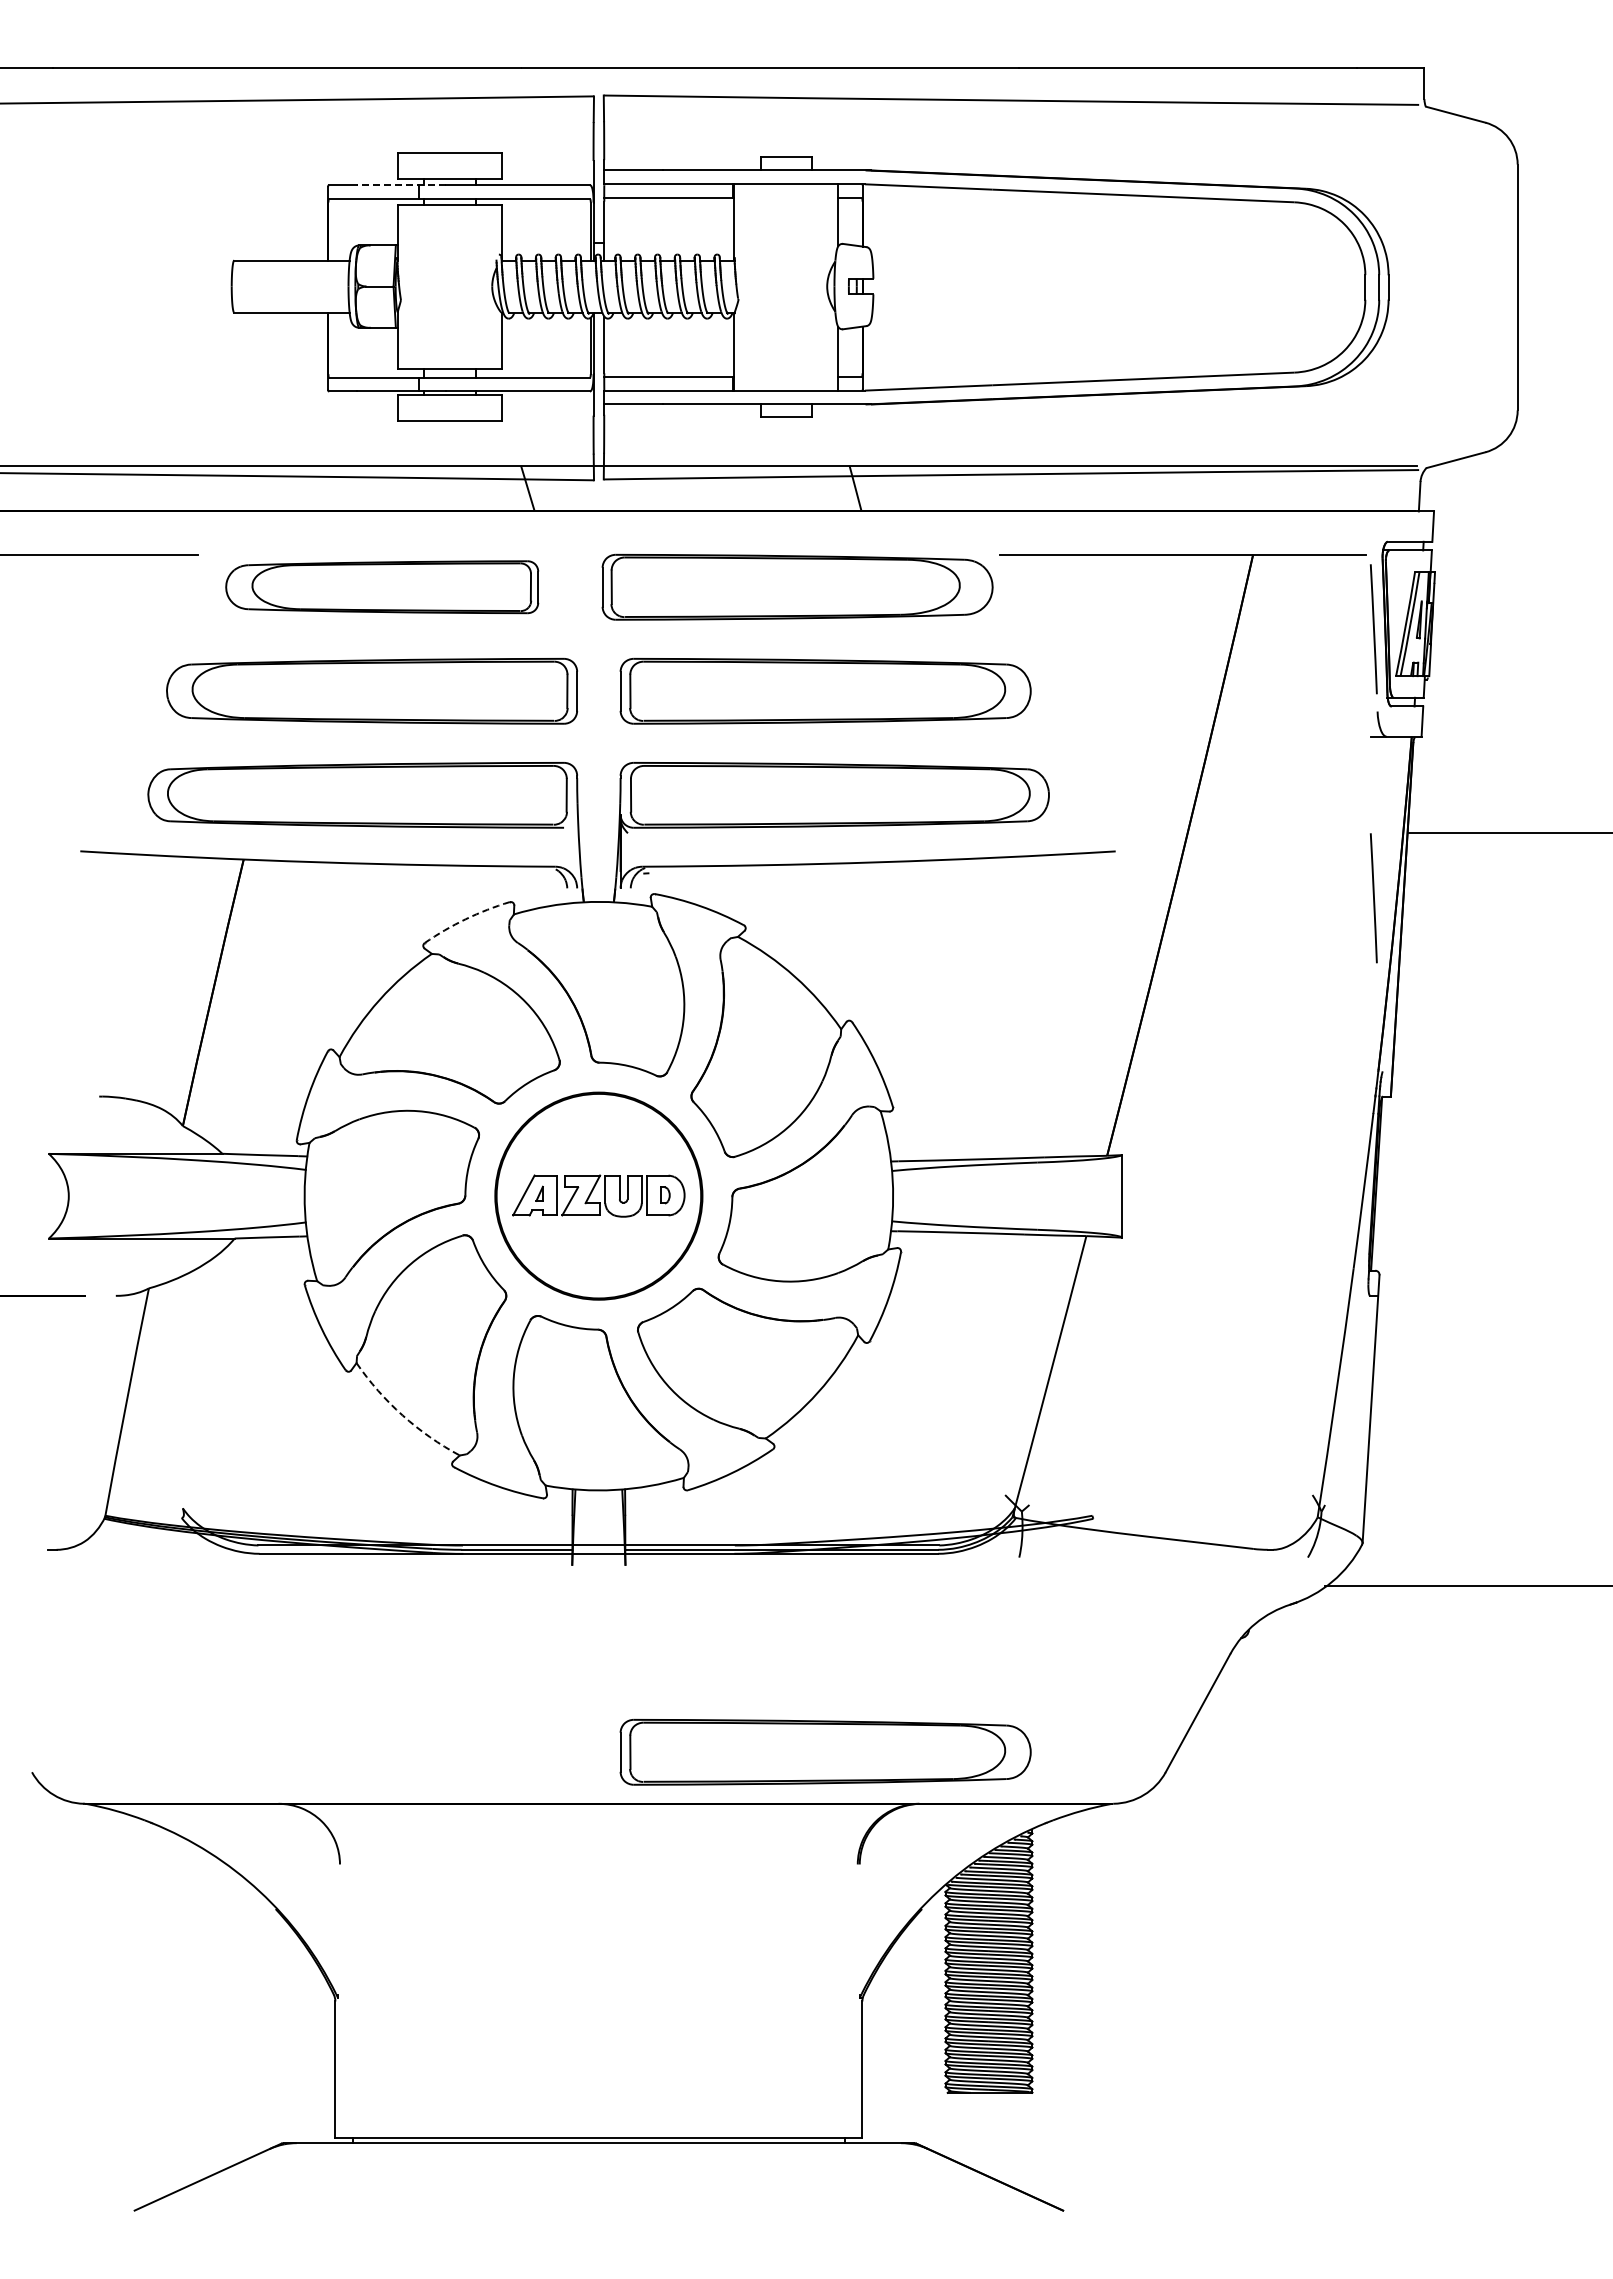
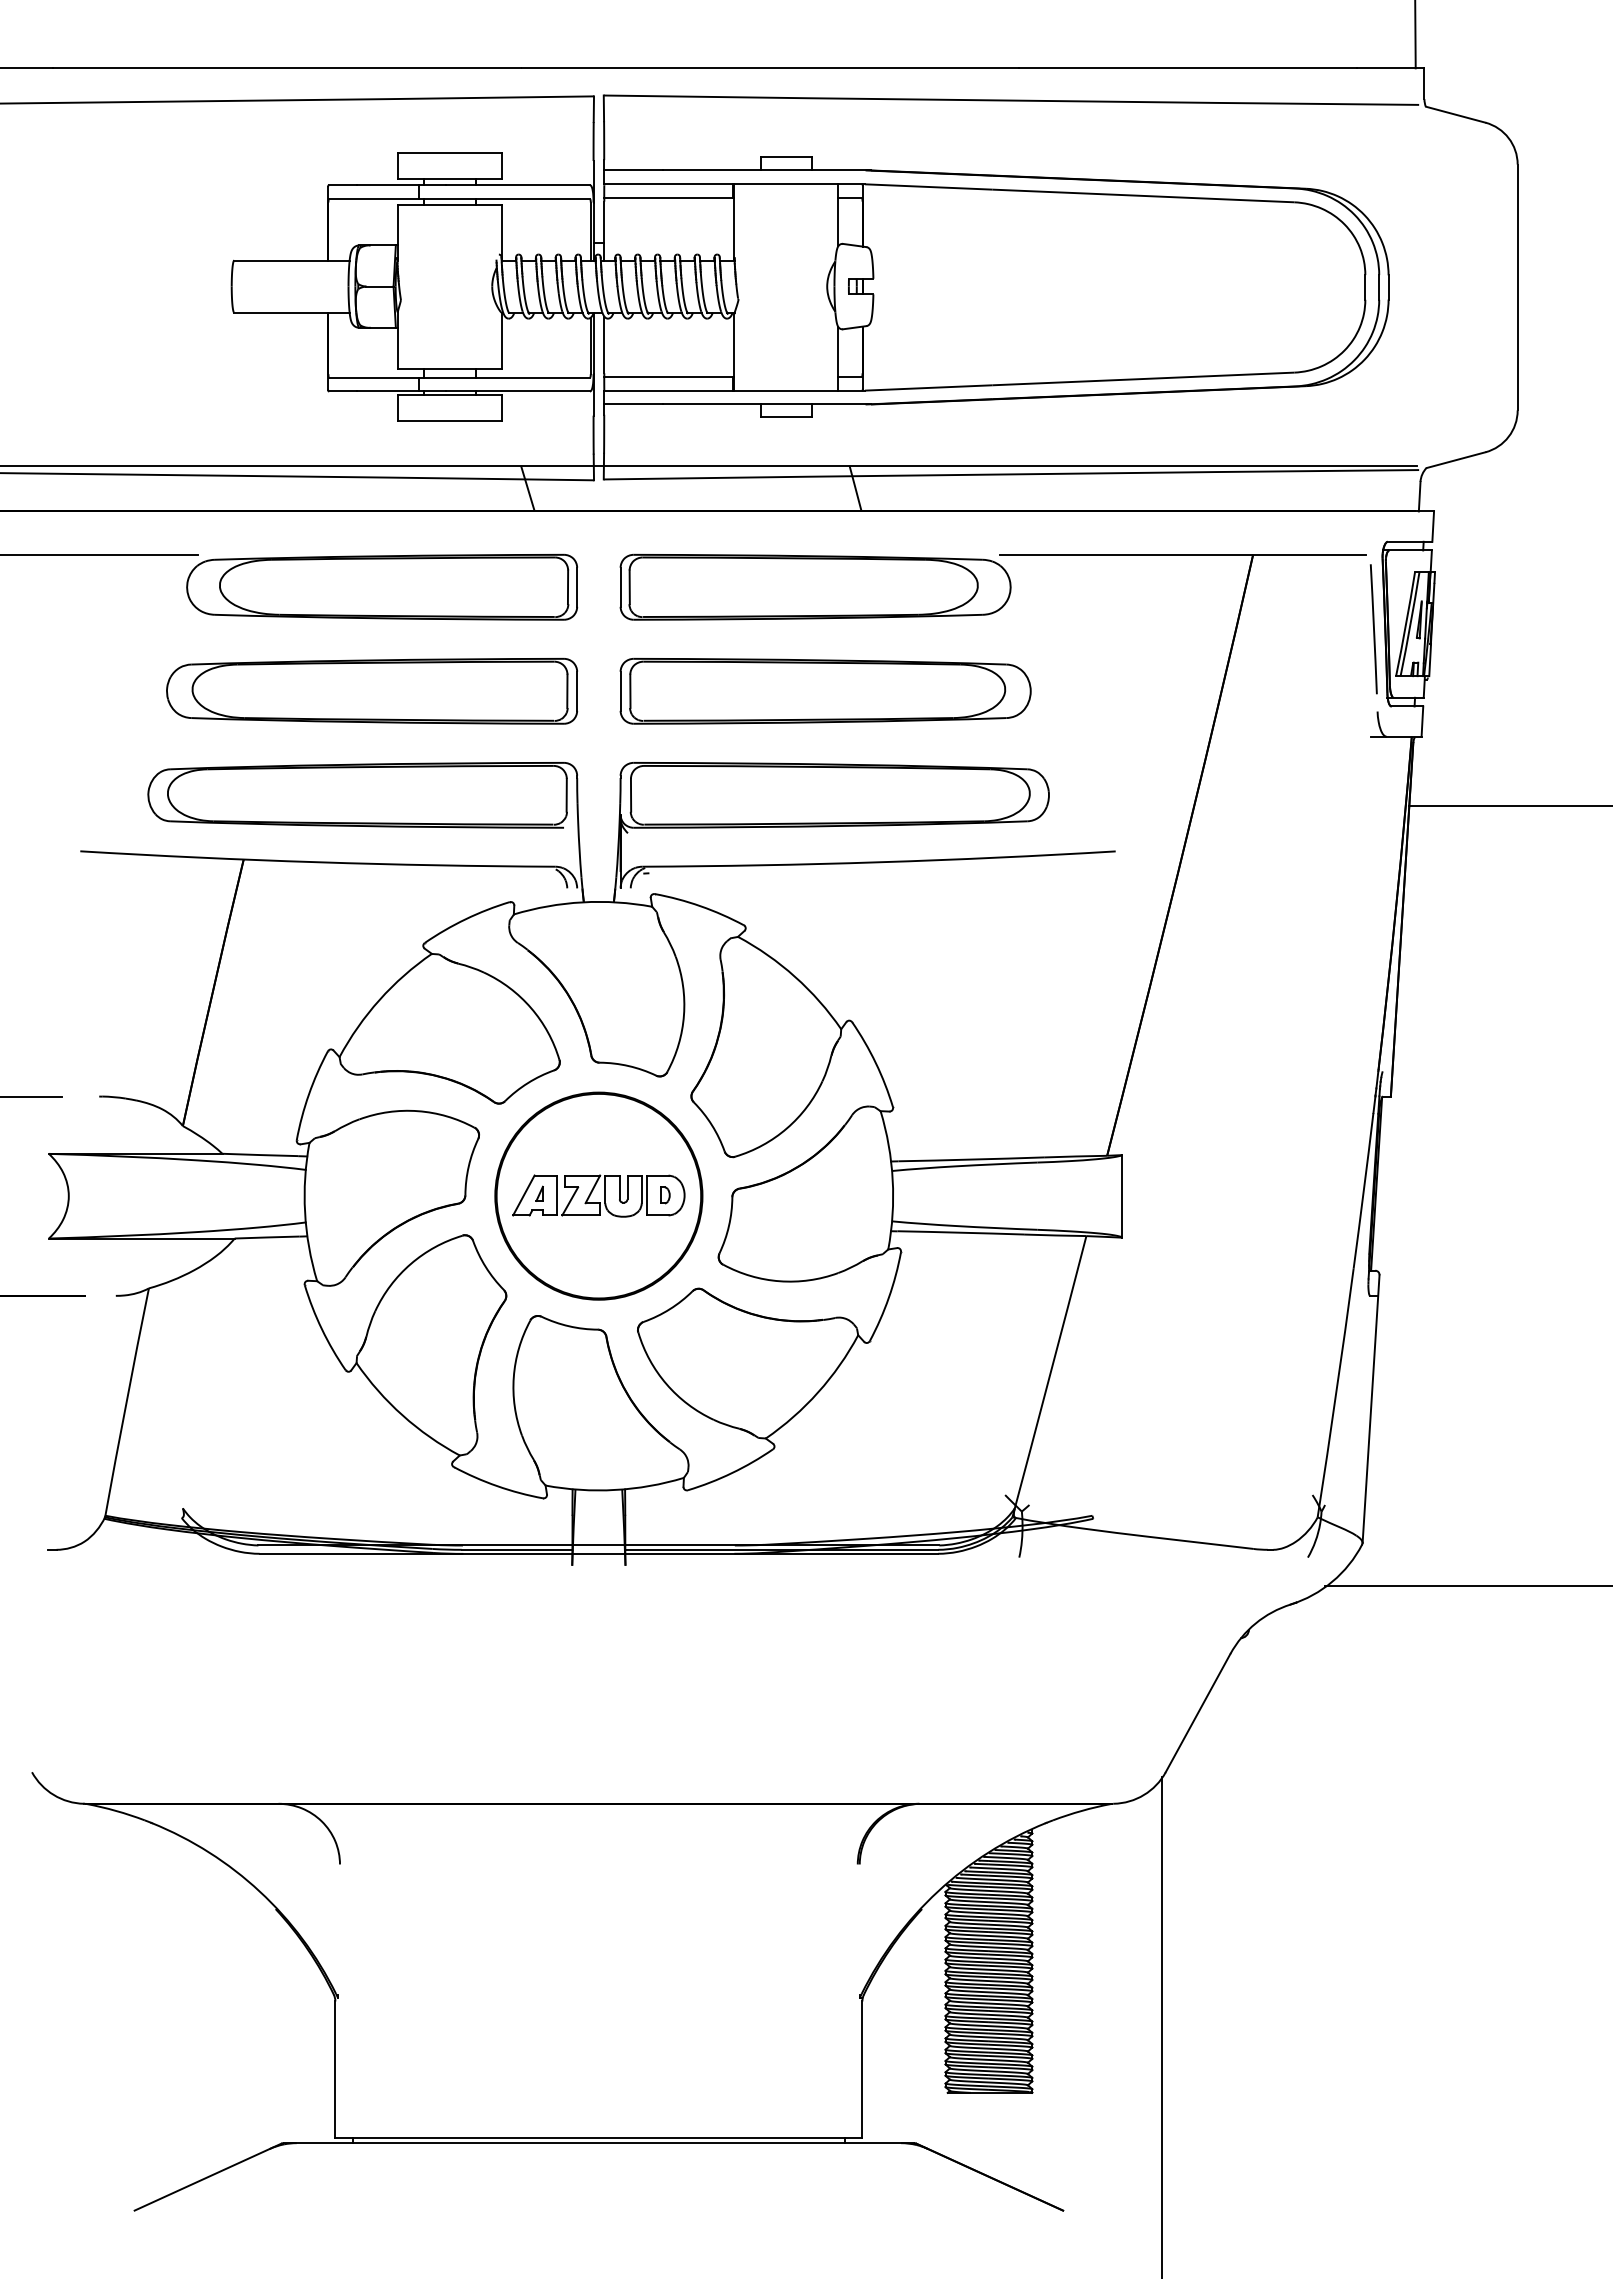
line: none -> present (1415, 35)
line: dashed -> solid (401, 185)
part position: (797, 586) -> (815, 586) (815, 586)
part size: 315x55 px -> 393x68 px (382, 586)
line position: (1509, 833) -> (1509, 806) (1509, 806)
line: present -> none (1373, 898)
arc: dashed -> solid (465, 919)
line: none -> present (32, 1096)
arc: dashed -> solid (402, 1415)
part: present -> none (825, 1752)
line: none -> present (1162, 2025)
